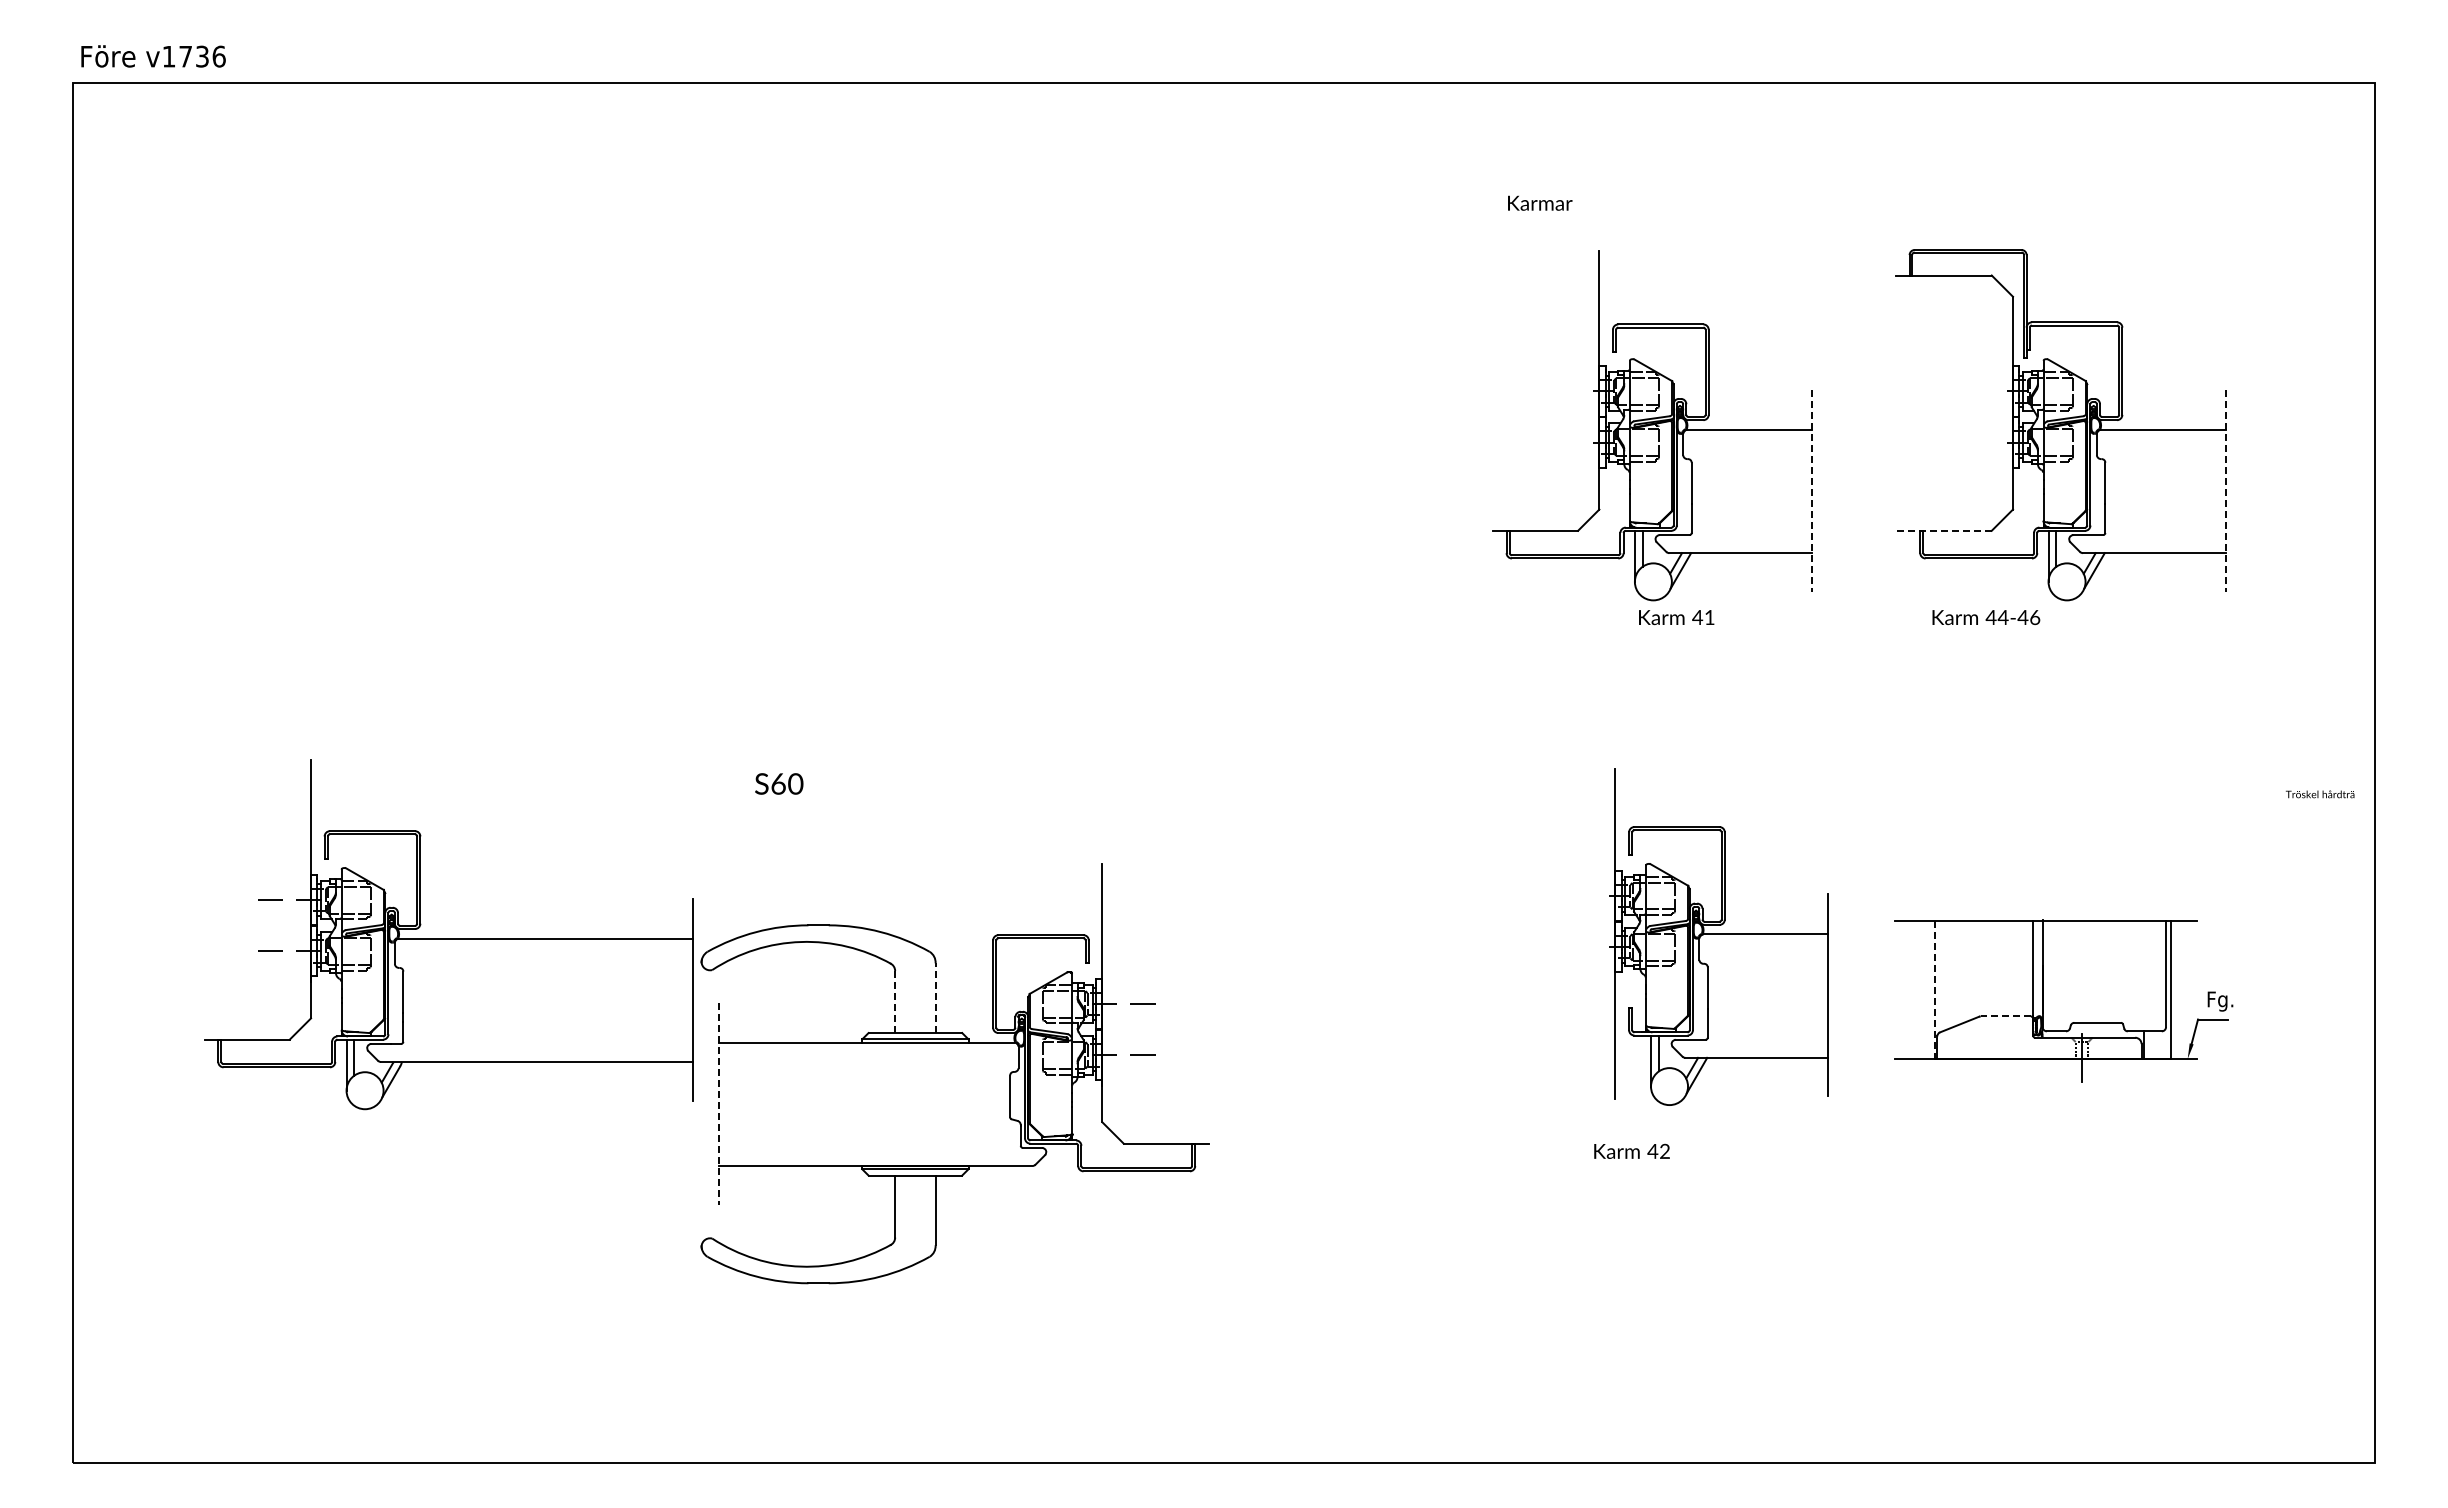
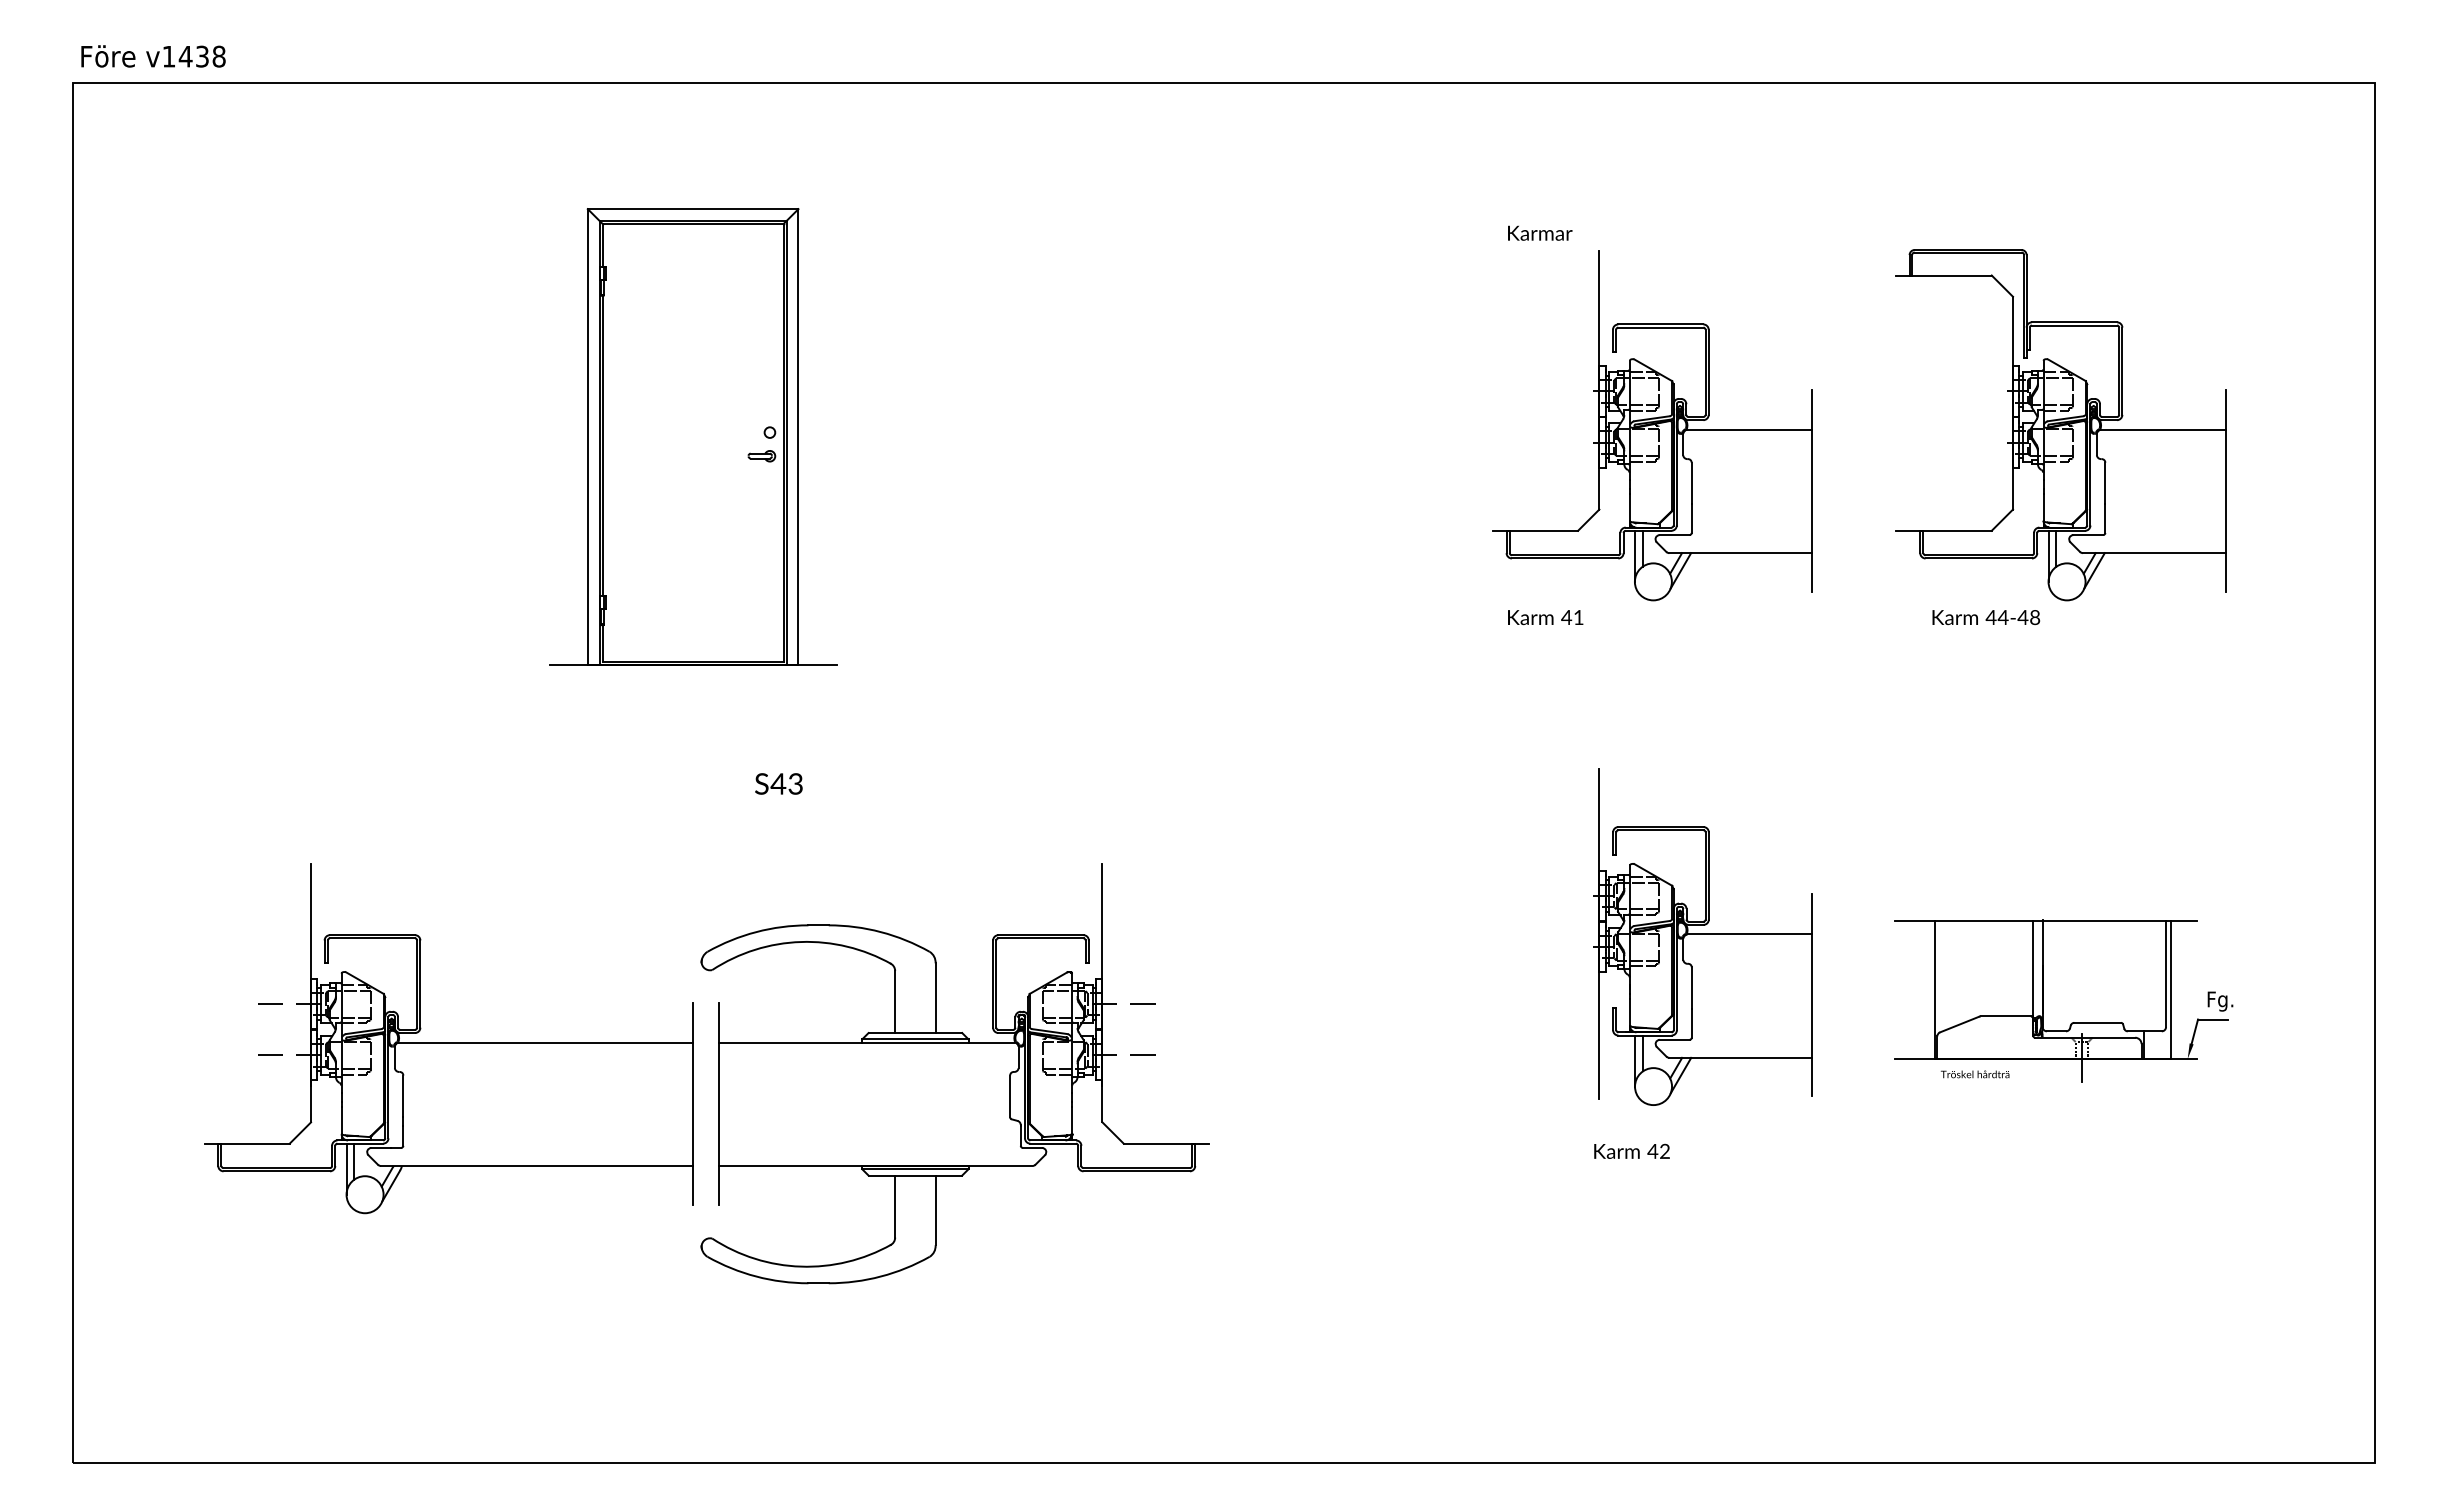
text: v1736 -> v1438 (201, 56)
text position: (1540, 202) -> (1540, 232) (1540, 232)
part: none -> present (693, 436)
line: dashed -> solid (1812, 491)
line: dashed -> solid (2225, 491)
line: dashed -> solid (1943, 530)
text position: (1676, 617) -> (1545, 617) (1545, 617)
text: 44-46 -> 44-48 (2035, 617)
text: S60 -> S43 (786, 783)
text position: (2320, 794) -> (1975, 1074) (1975, 1074)
part position: (448, 934) -> (448, 1038) (448, 1038)
part position: (1718, 936) -> (1702, 936) (1702, 936)
line: dashed -> solid (1935, 990)
line: dashed -> solid (935, 998)
line: dashed -> solid (895, 1002)
line: dashed -> solid (2005, 1016)
line: dashed -> solid (718, 1104)
